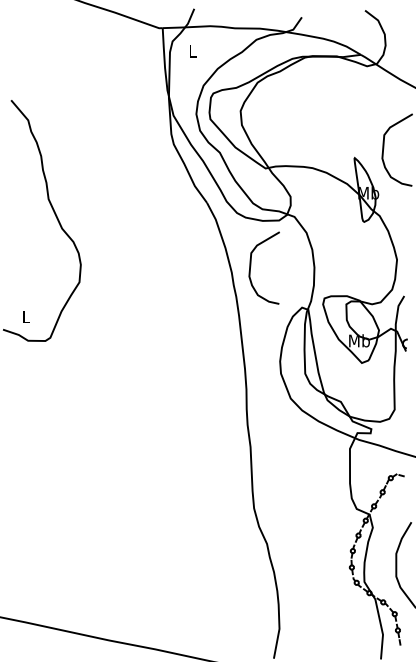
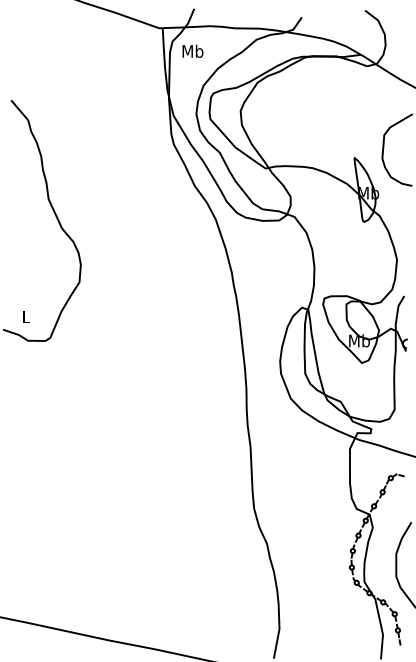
text: L -> Mb (192, 50)
curve: present -> none (251, 266)
